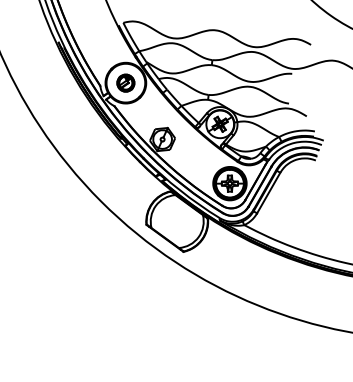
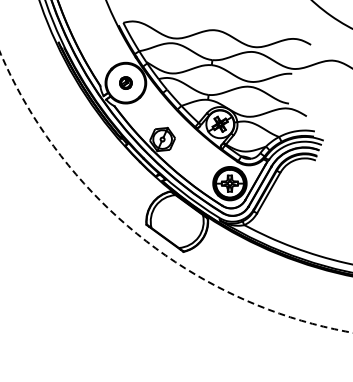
part size: 20x20 px -> 14x14 px (125, 82)
arc: solid -> dashed (140, 236)
